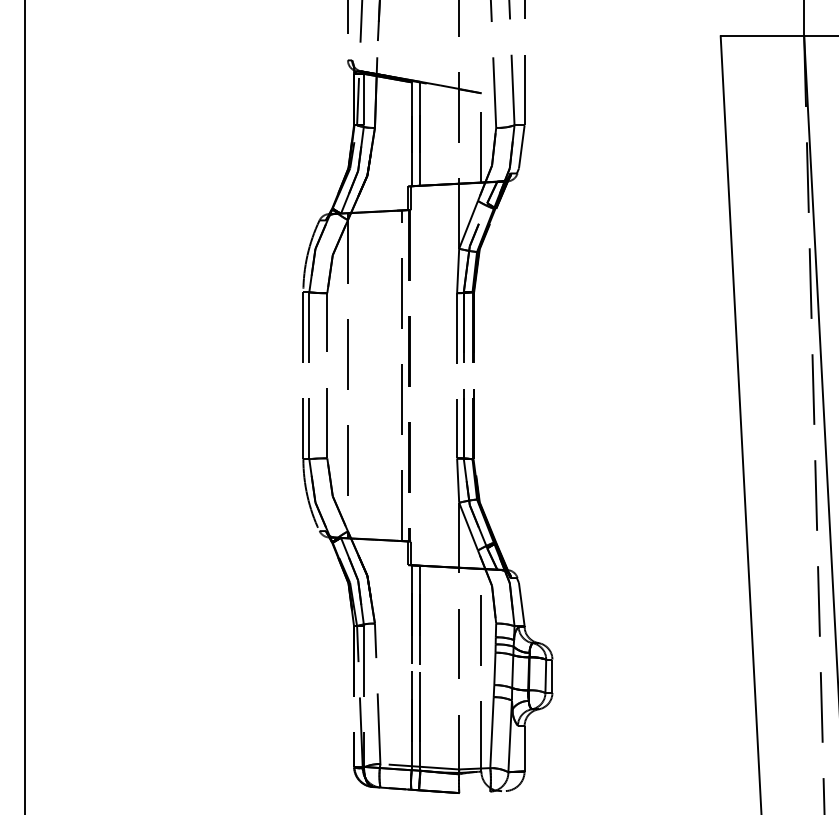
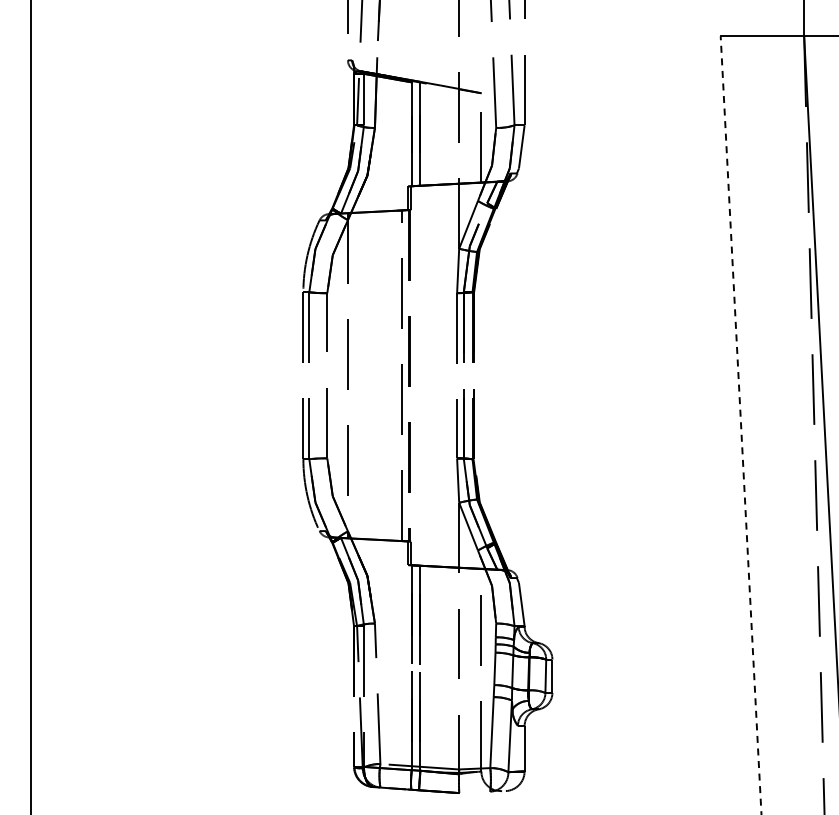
line position: (25, 406) -> (31, 406) (31, 406)
line: solid -> dashed (741, 424)
